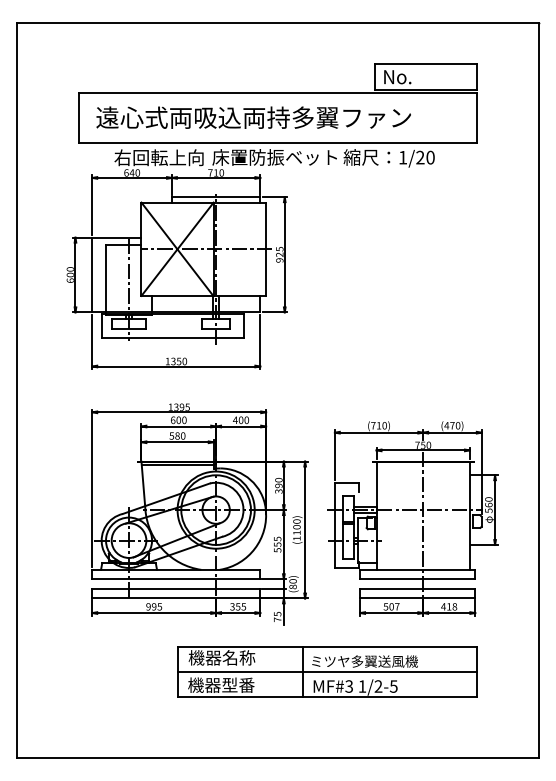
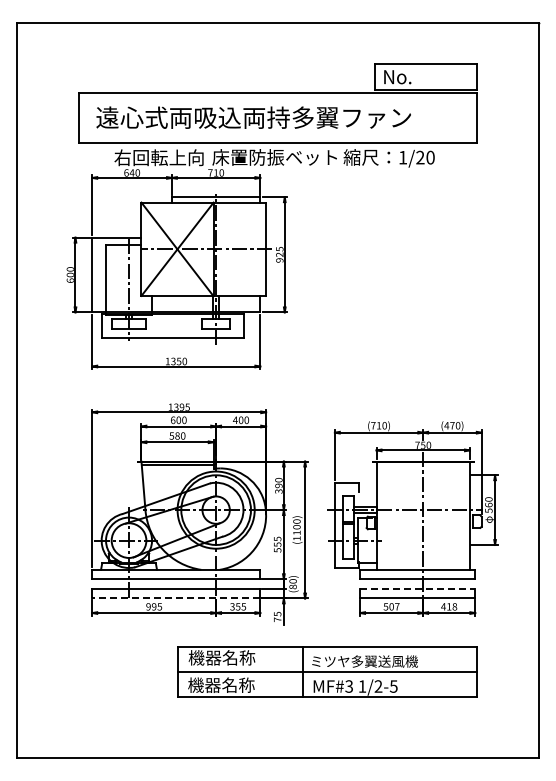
line: solid -> dashed (417, 589)
line: solid -> dashed (176, 598)
text: 機器型番 -> 機器名称 (238, 684)
